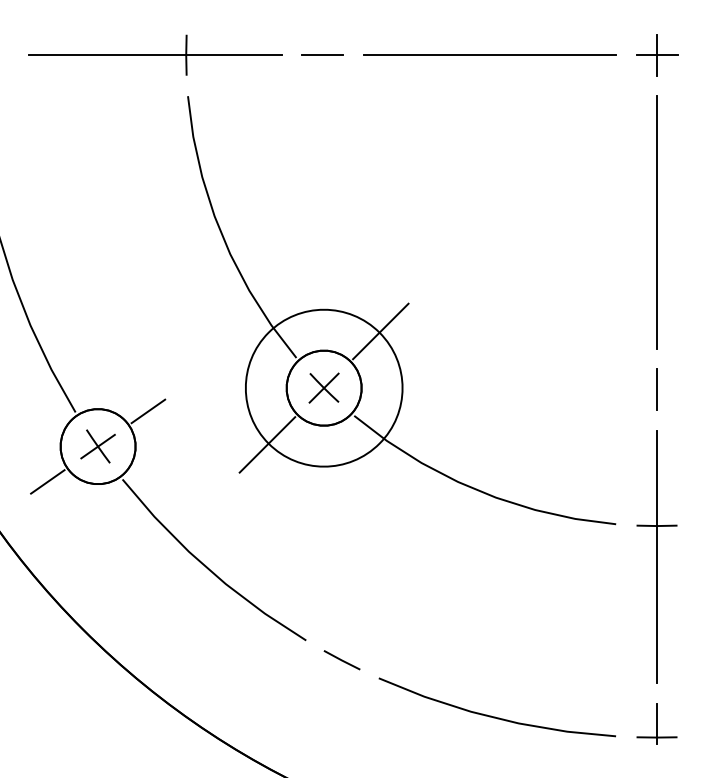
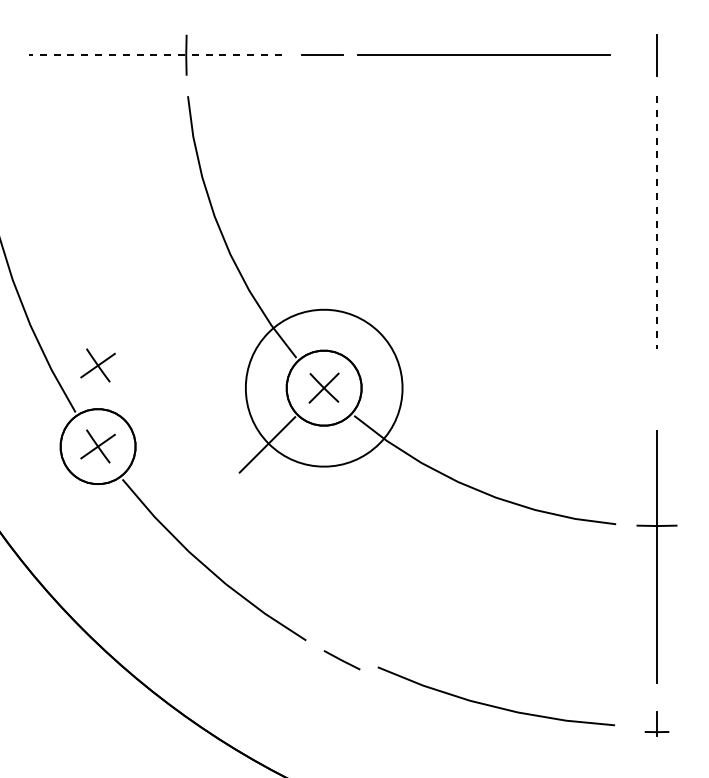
line position: (489, 54) -> (483, 54) (483, 54)
line: solid -> dashed (155, 55)
line: present -> none (656, 55)
line: solid -> dashed (657, 222)
line: present -> none (380, 331)
part: none -> present (97, 365)
line: present -> none (657, 389)
line: present -> none (148, 411)
line: present -> none (47, 481)
curve position: (495, 716) -> (494, 705) (494, 705)
part size: 42x42 px -> 26x26 px (656, 723)
